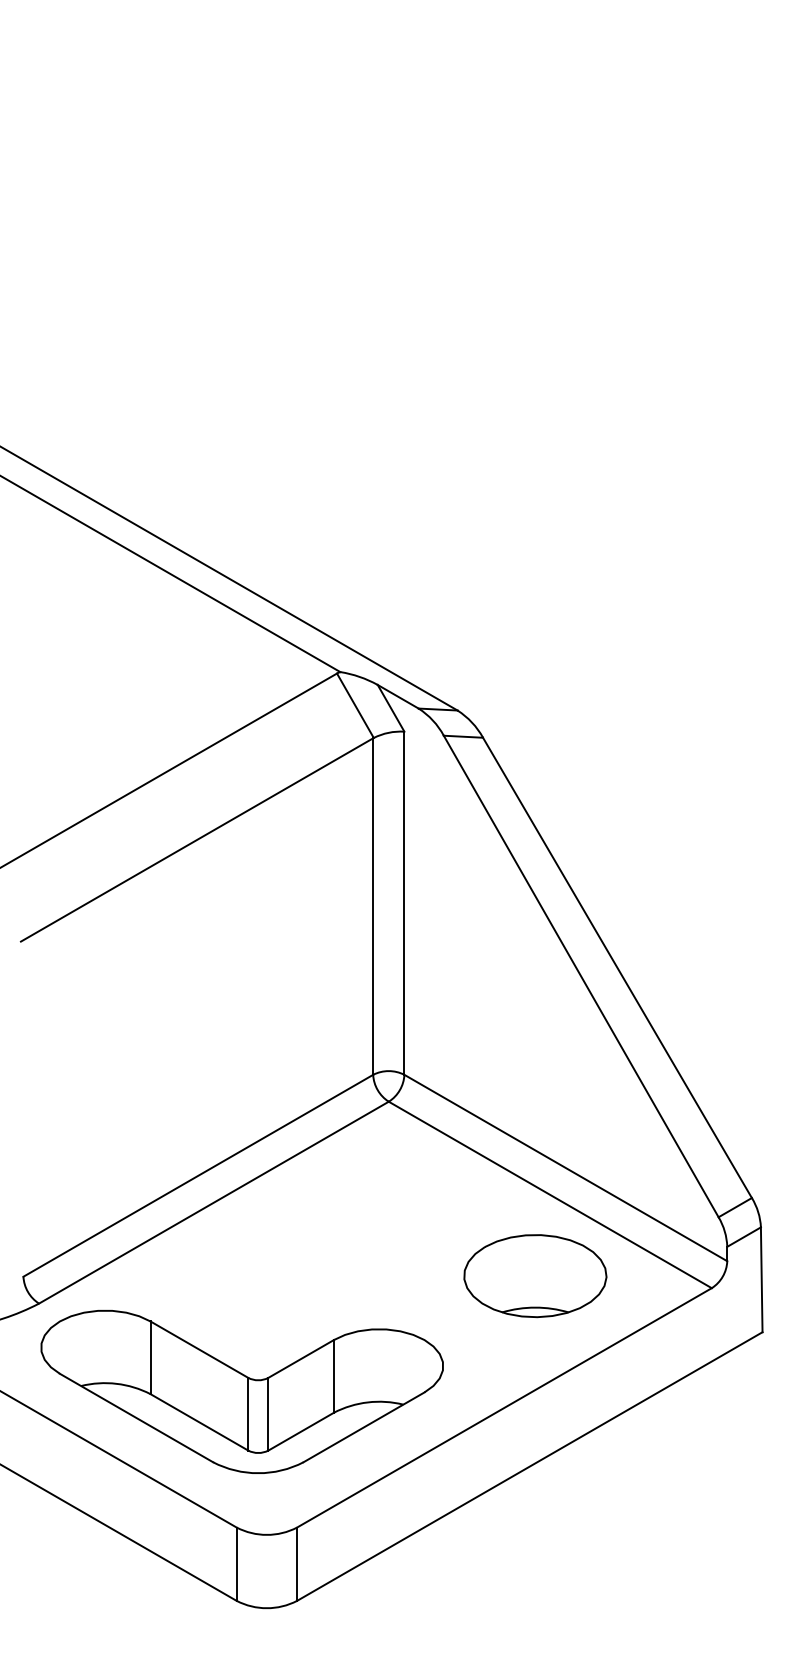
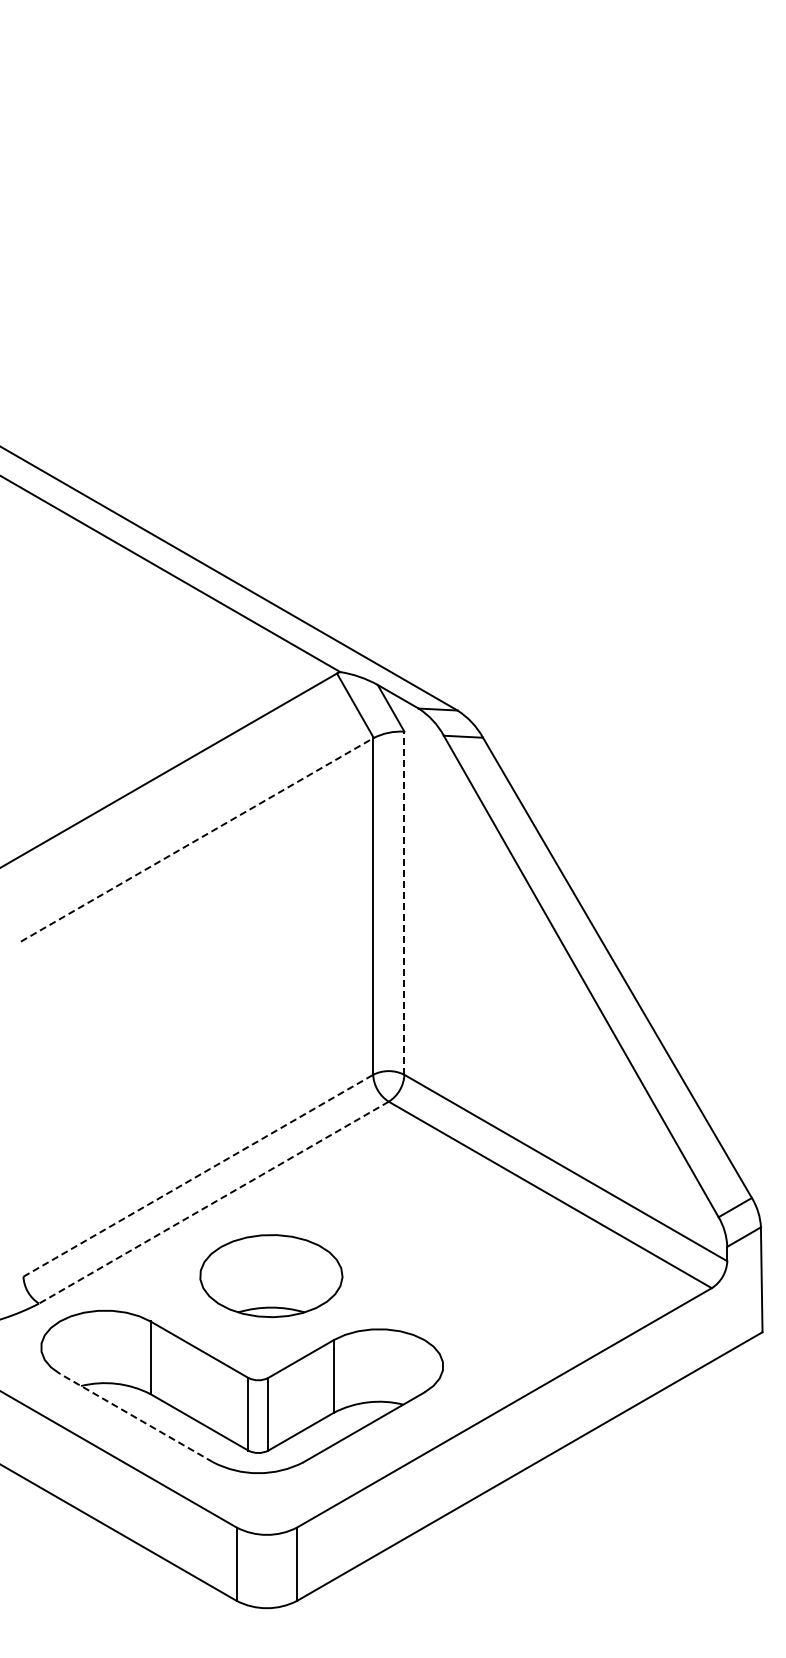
line: solid -> dashed (197, 839)
line: solid -> dashed (404, 903)
line: solid -> dashed (198, 1175)
line: solid -> dashed (213, 1202)
part position: (535, 1276) -> (271, 1276) (271, 1276)
line: solid -> dashed (136, 1417)
